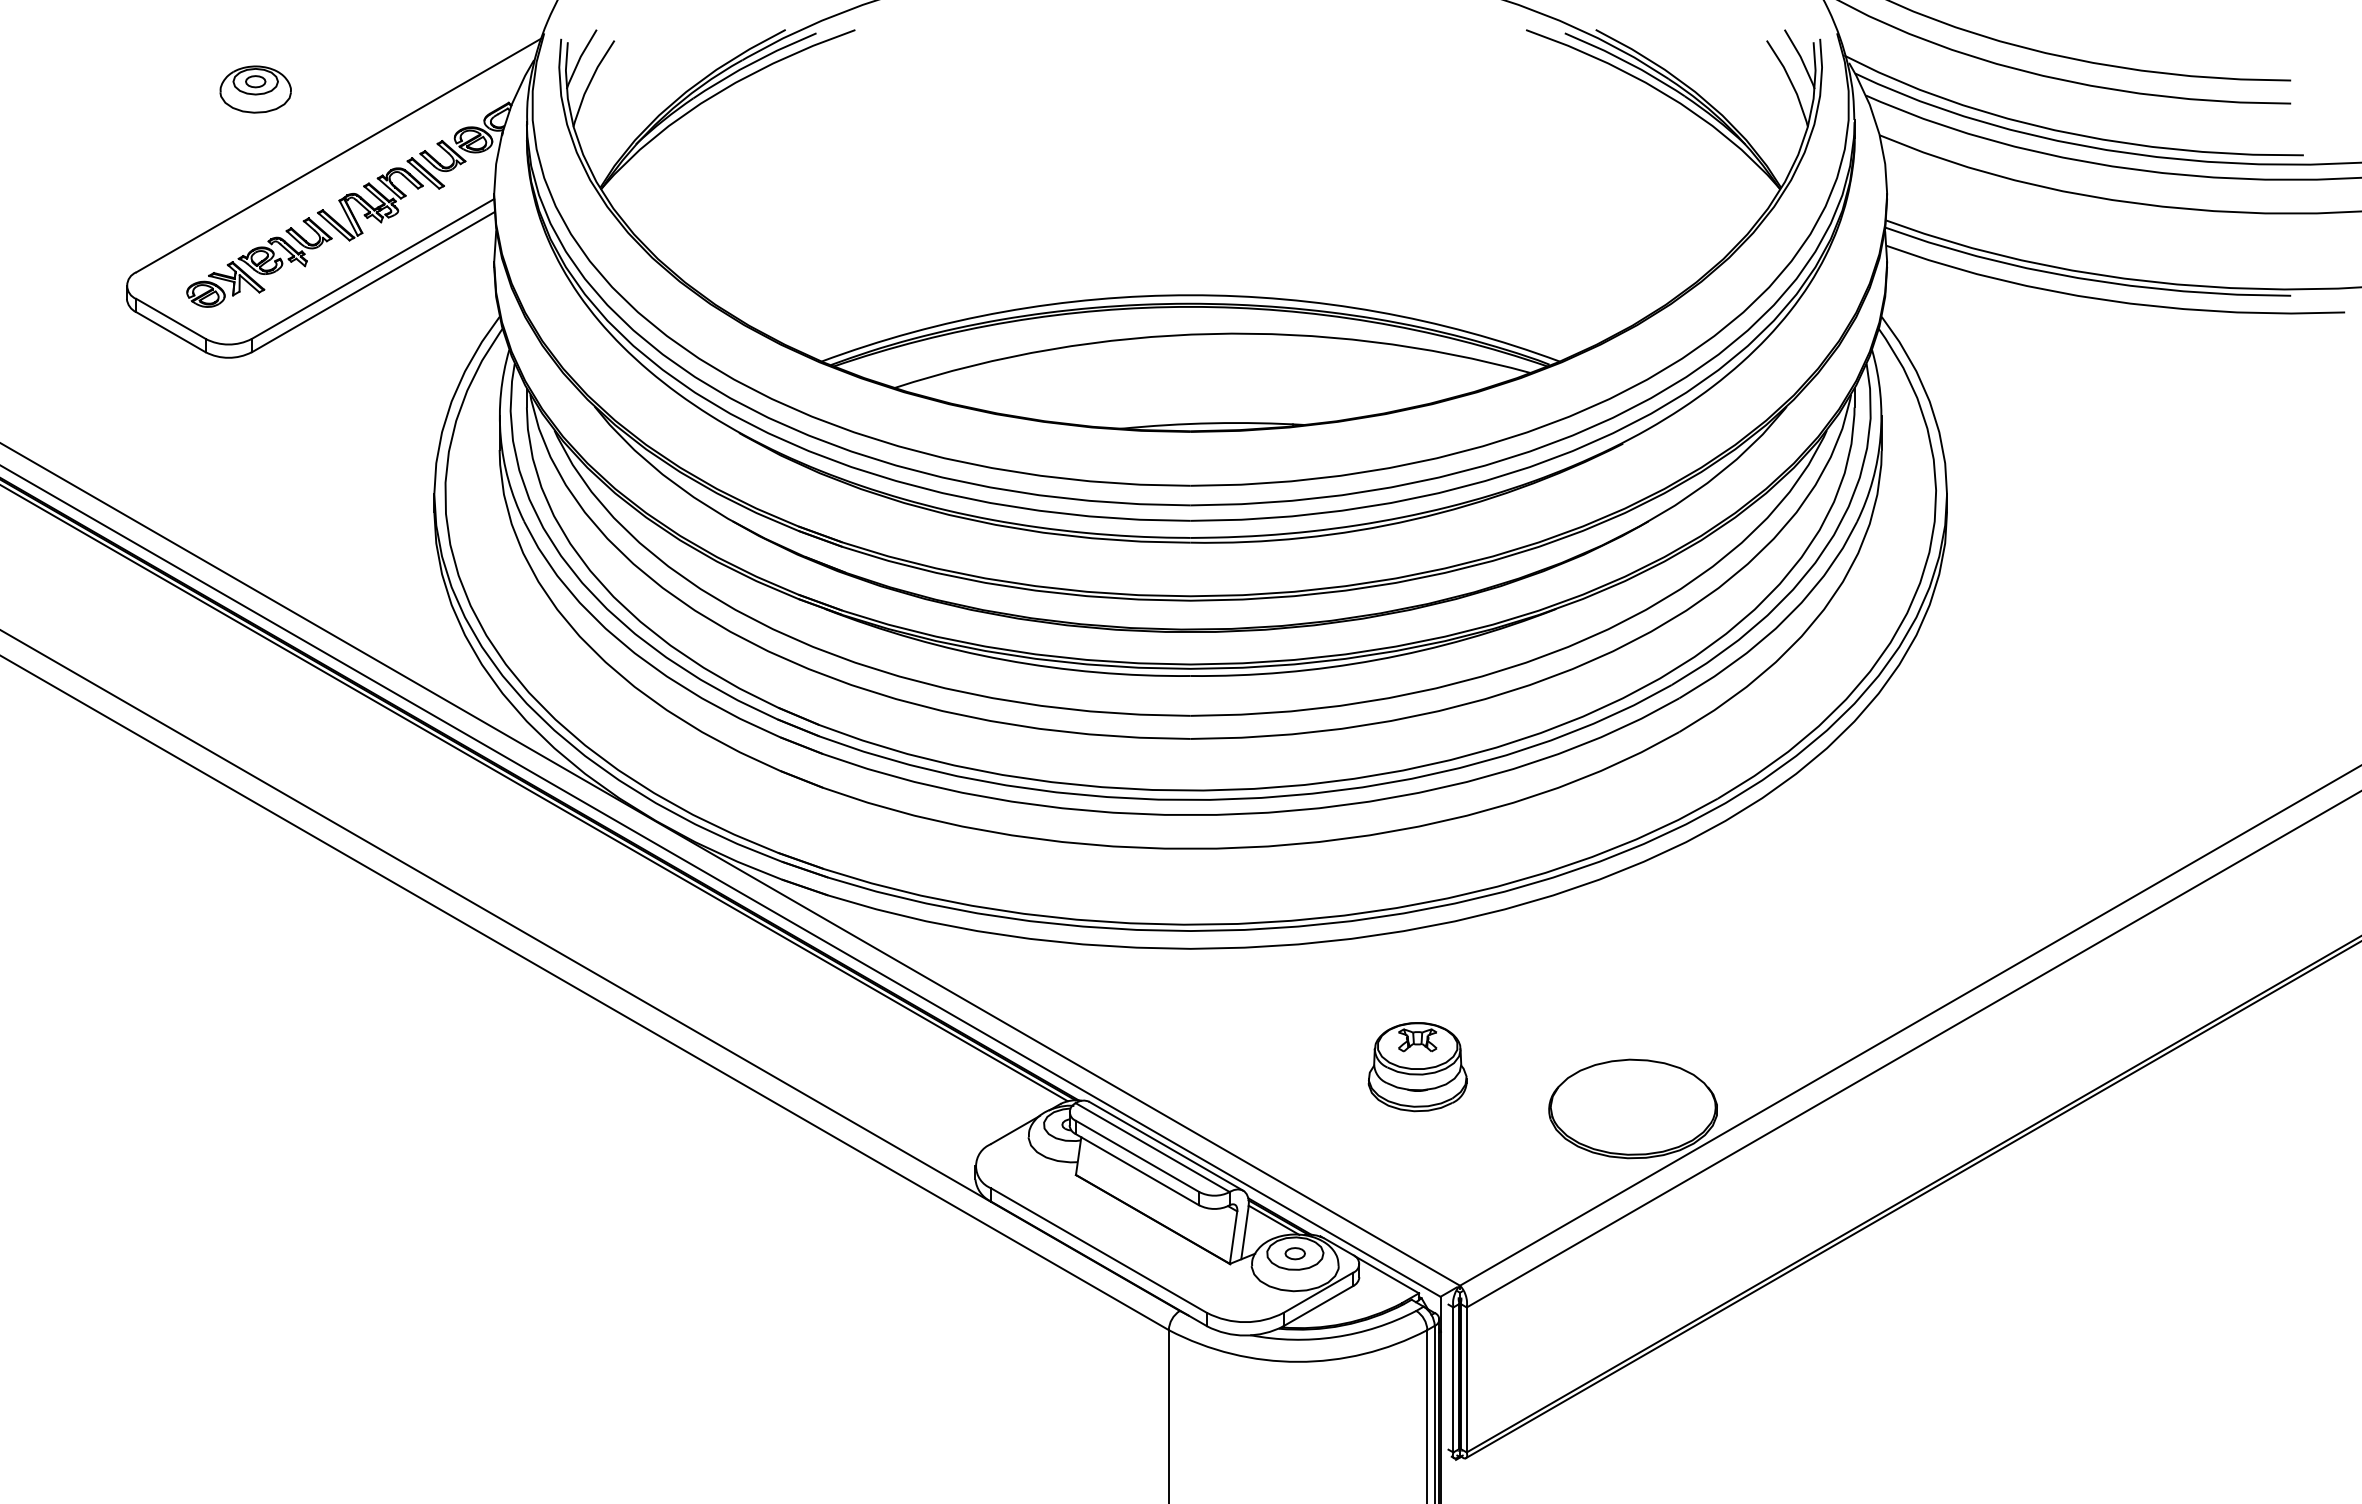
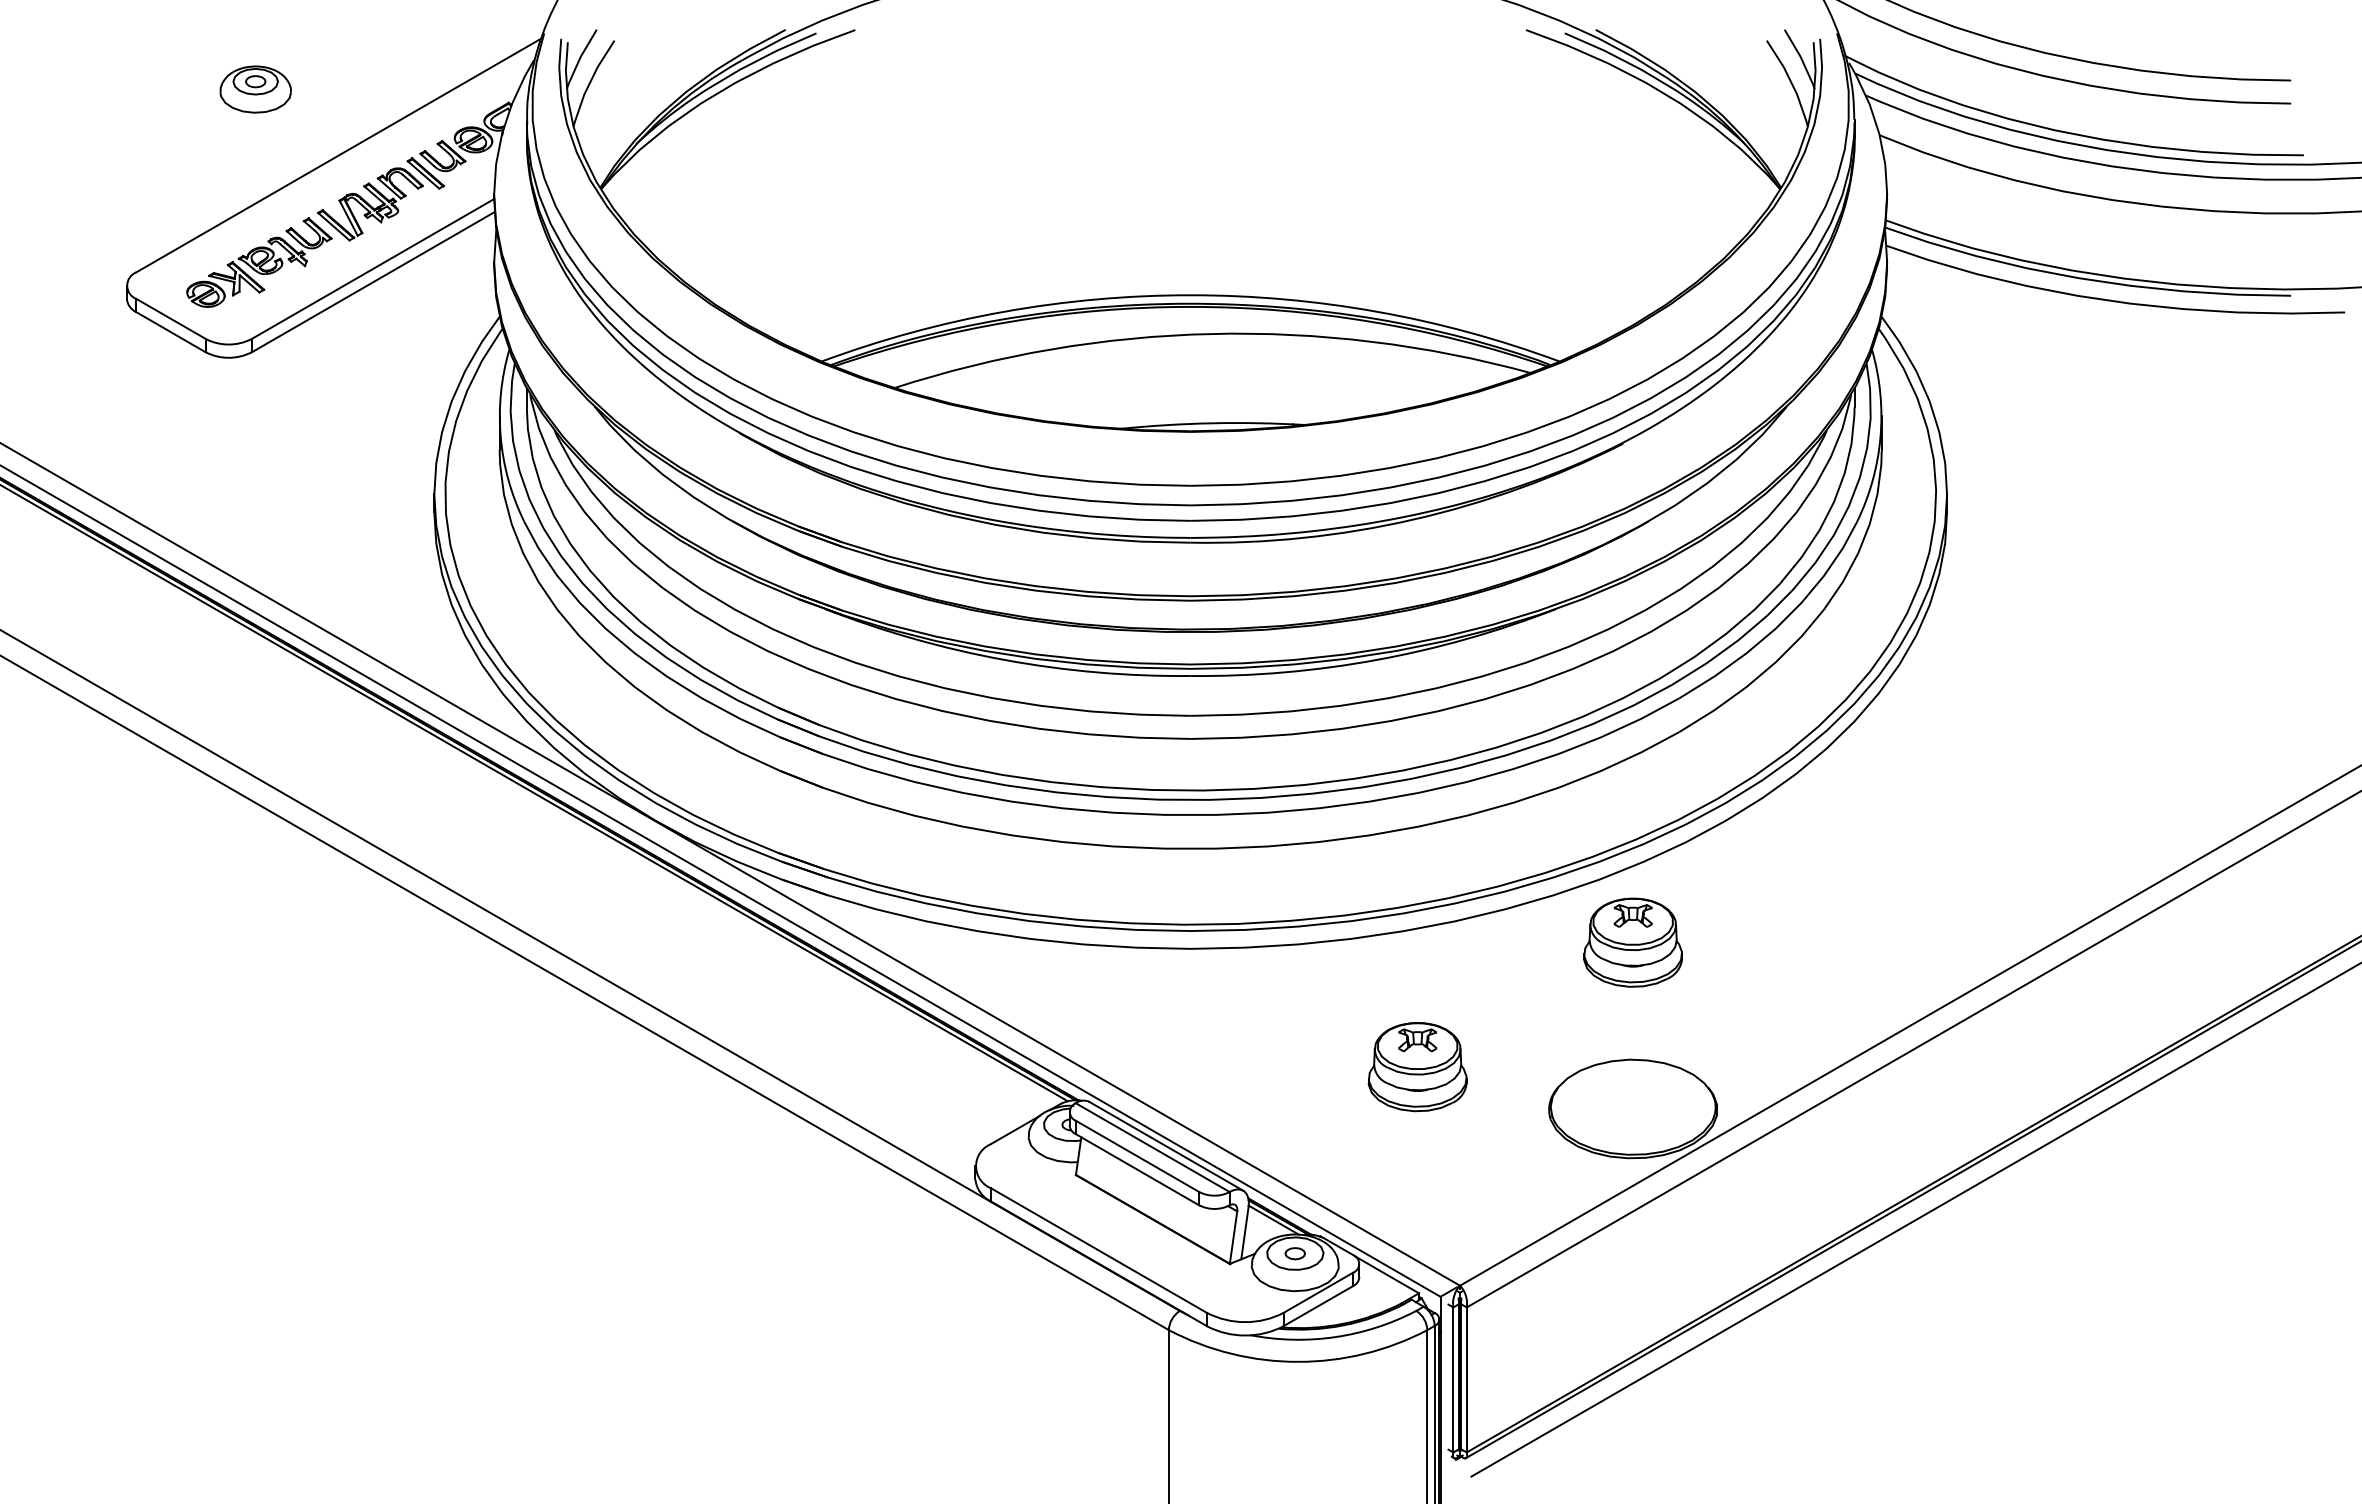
part: none -> present (1632, 942)
line: none -> present (1914, 1220)
